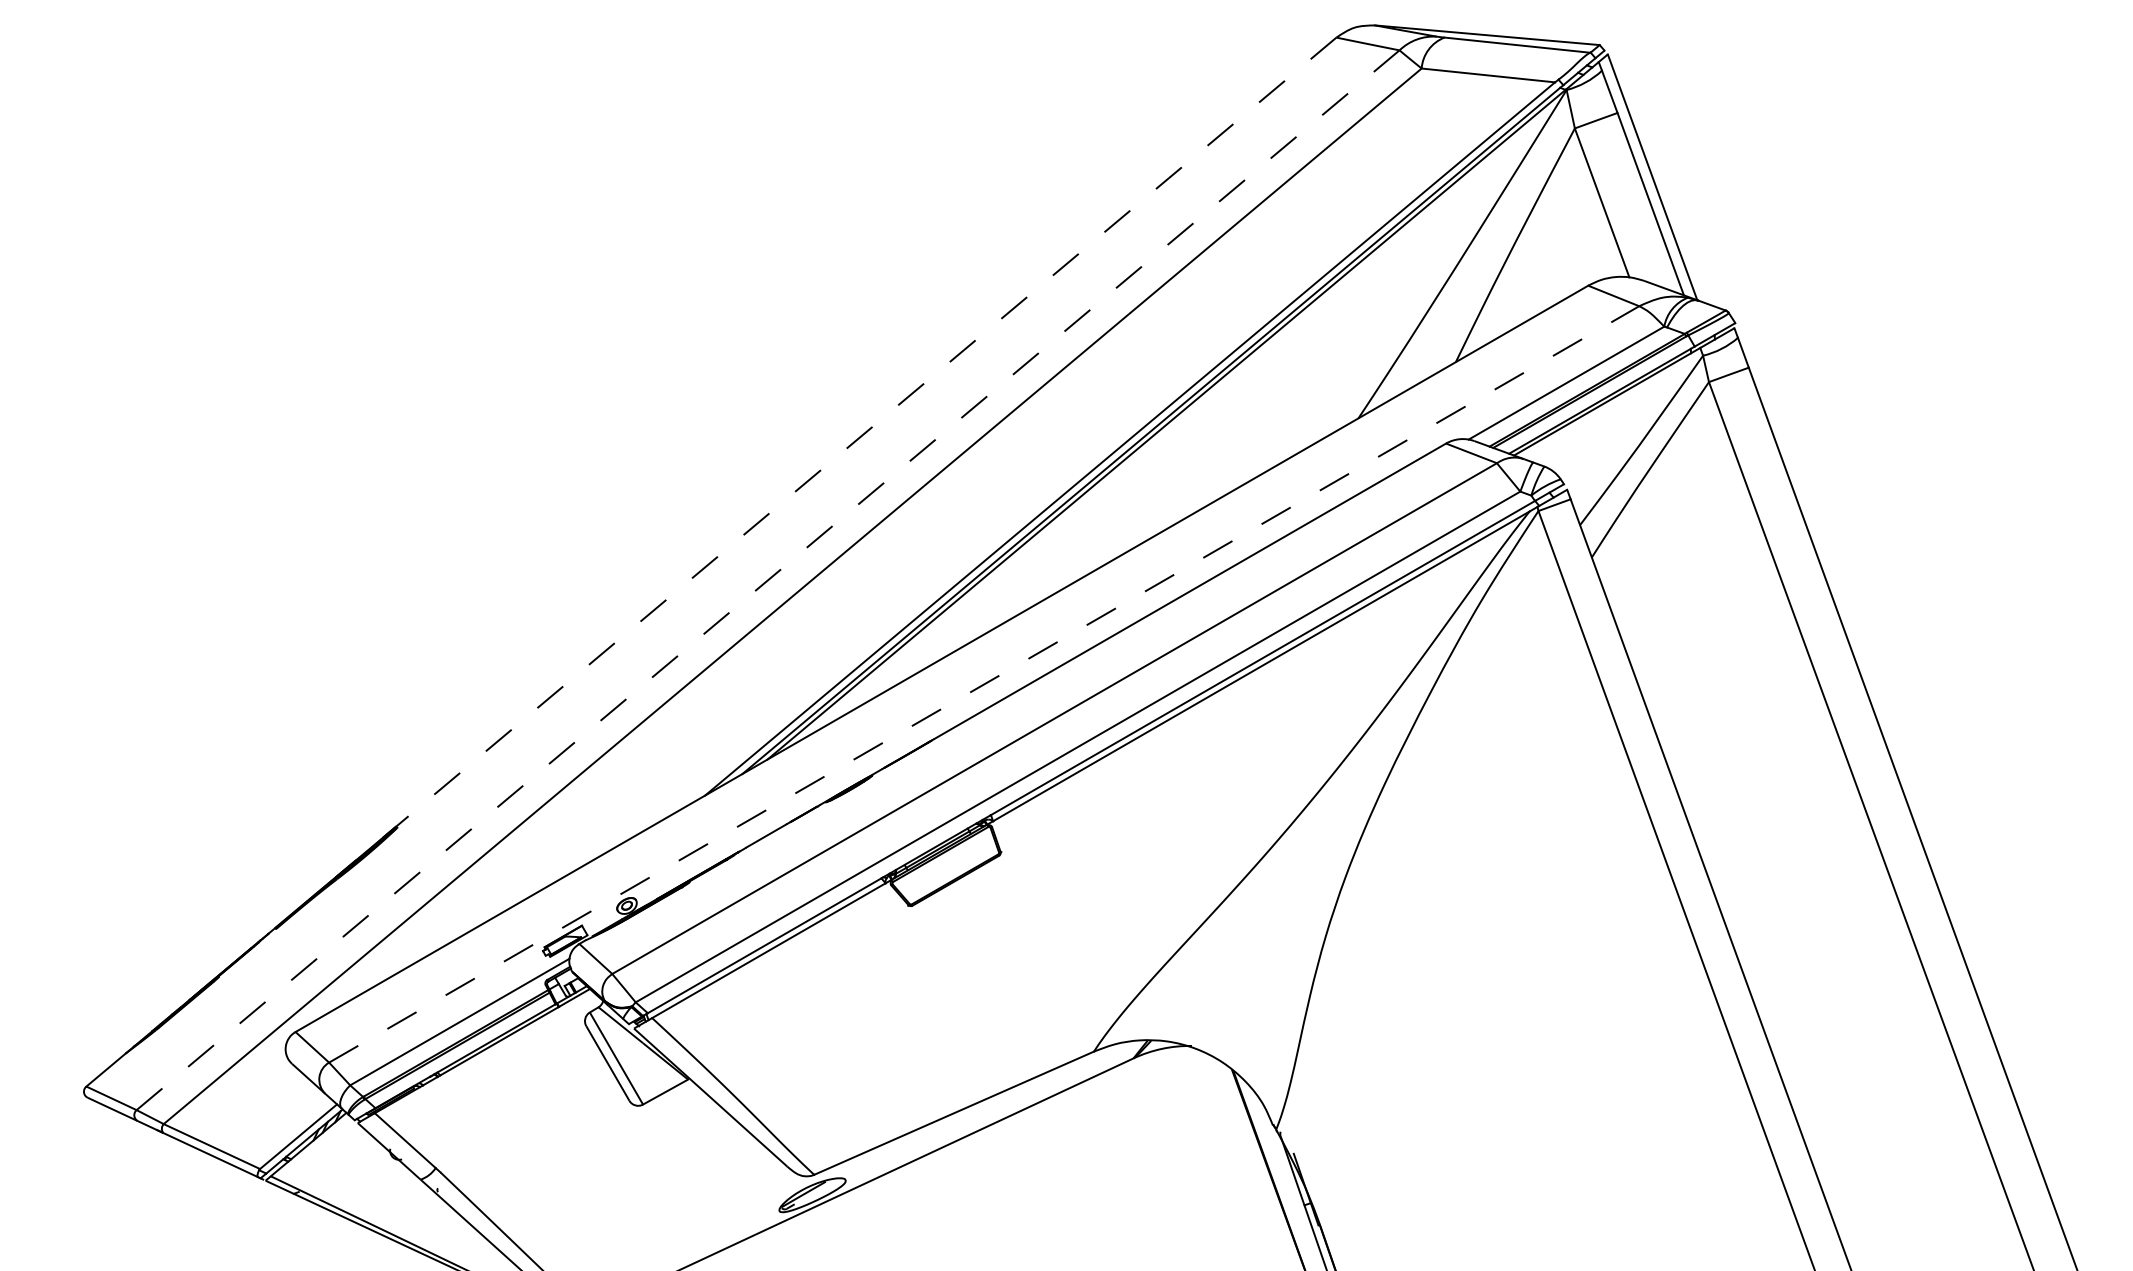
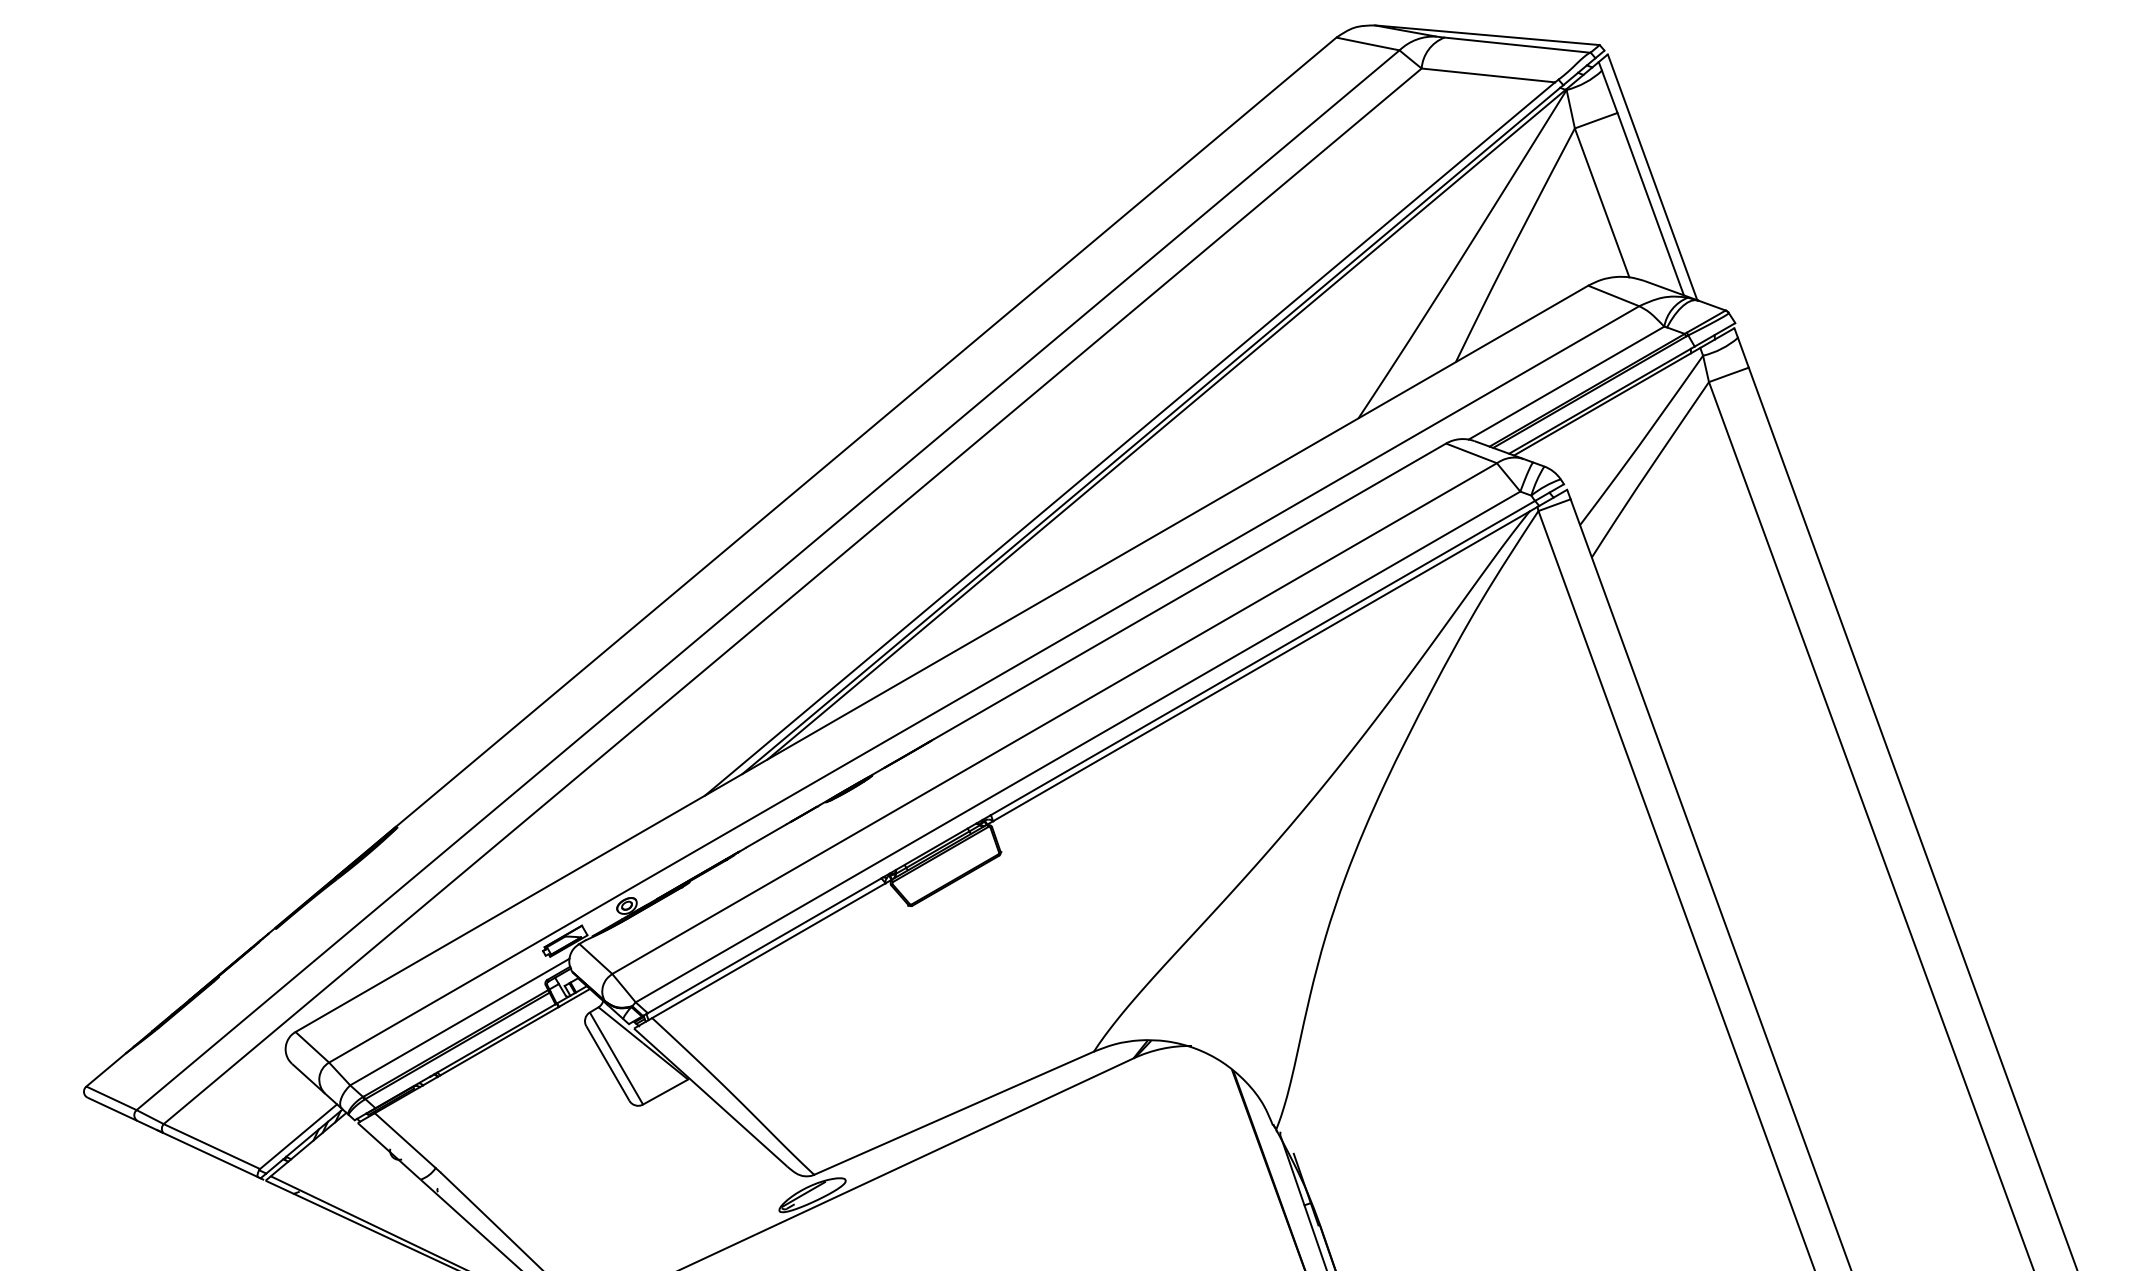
line: dashed -> solid (835, 457)
line: dashed -> solid (768, 579)
line: dashed -> solid (984, 684)
